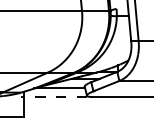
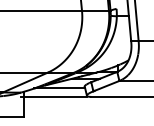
line: dashed -> solid (54, 96)
